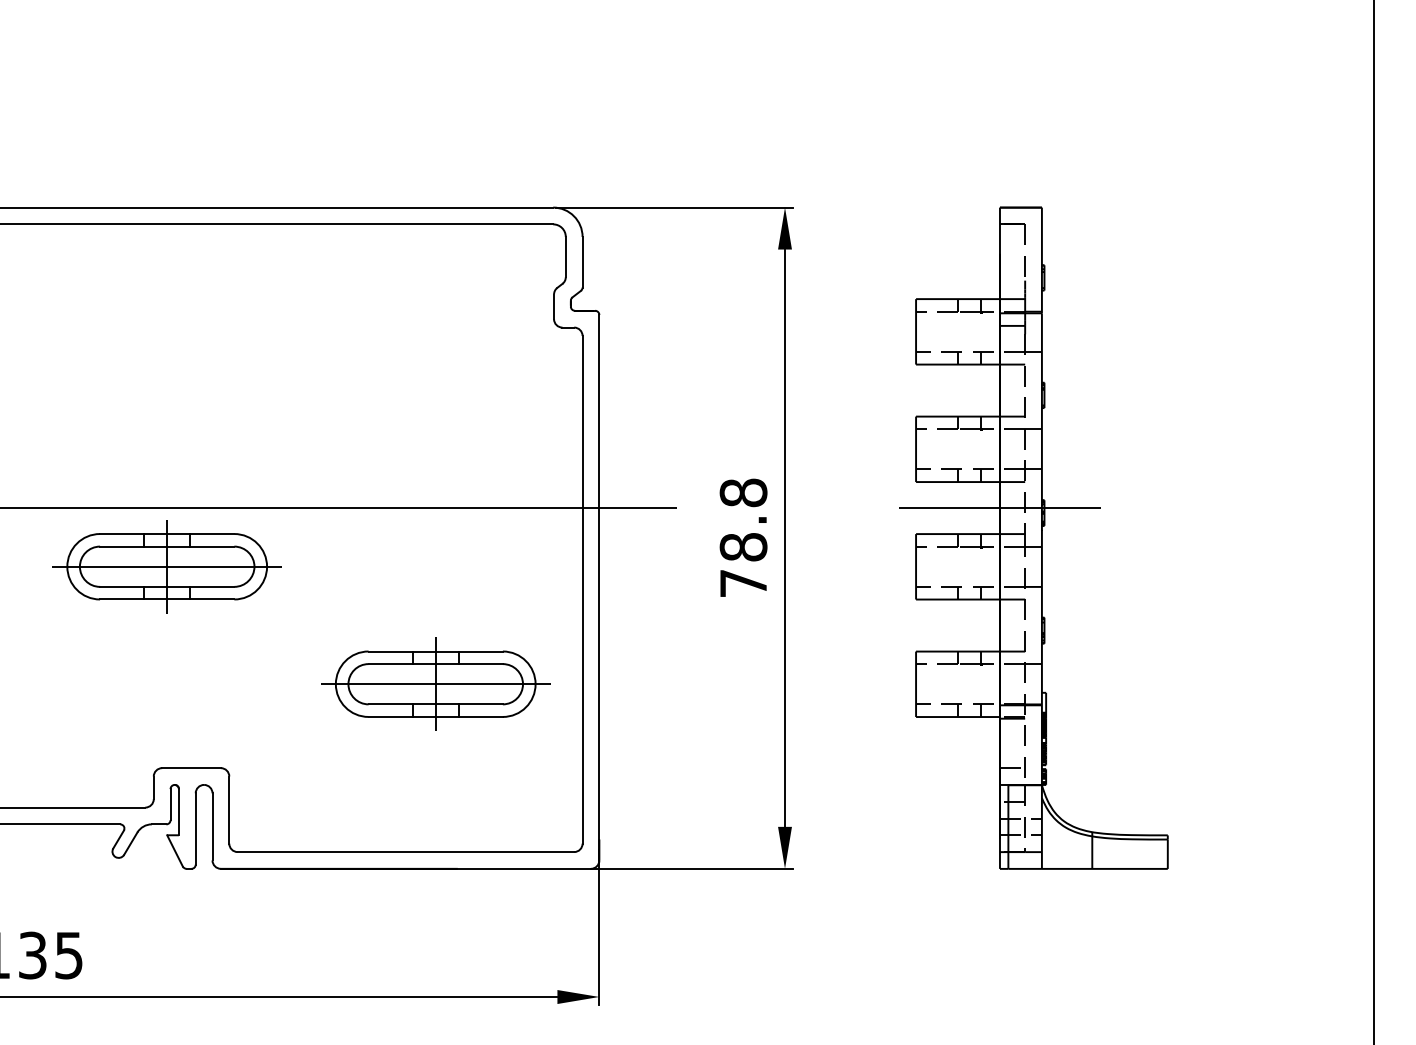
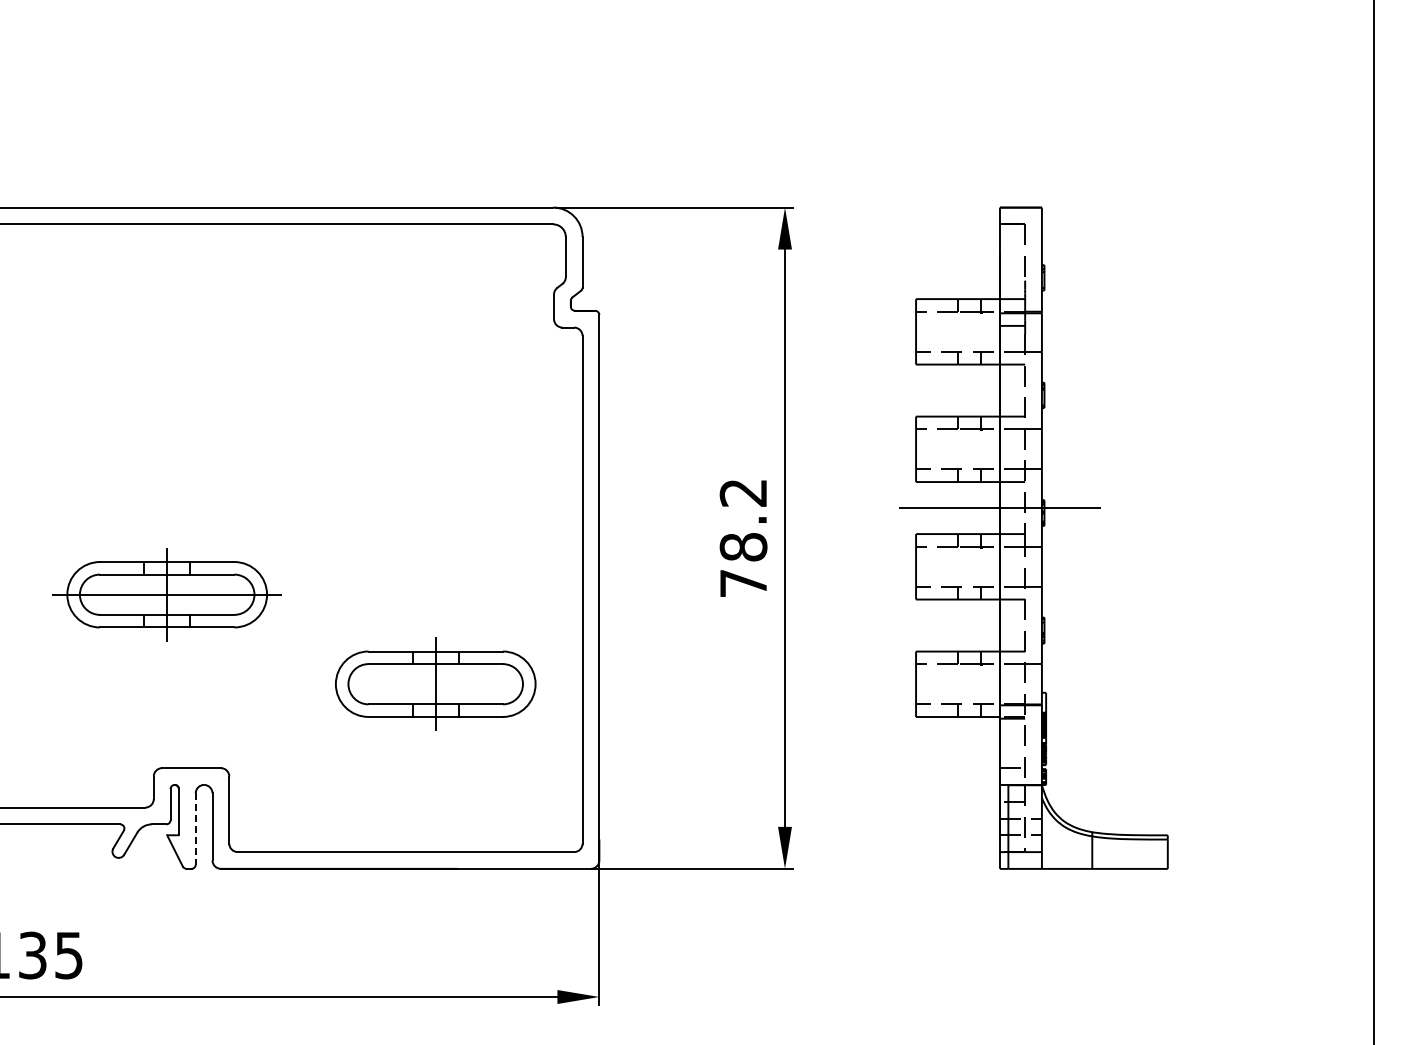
text: 78.8 -> 78.2 (743, 492)
line: present -> none (339, 508)
part position: (166, 566) -> (166, 594) (166, 594)
line: present -> none (435, 684)
line: solid -> dashed (195, 828)
